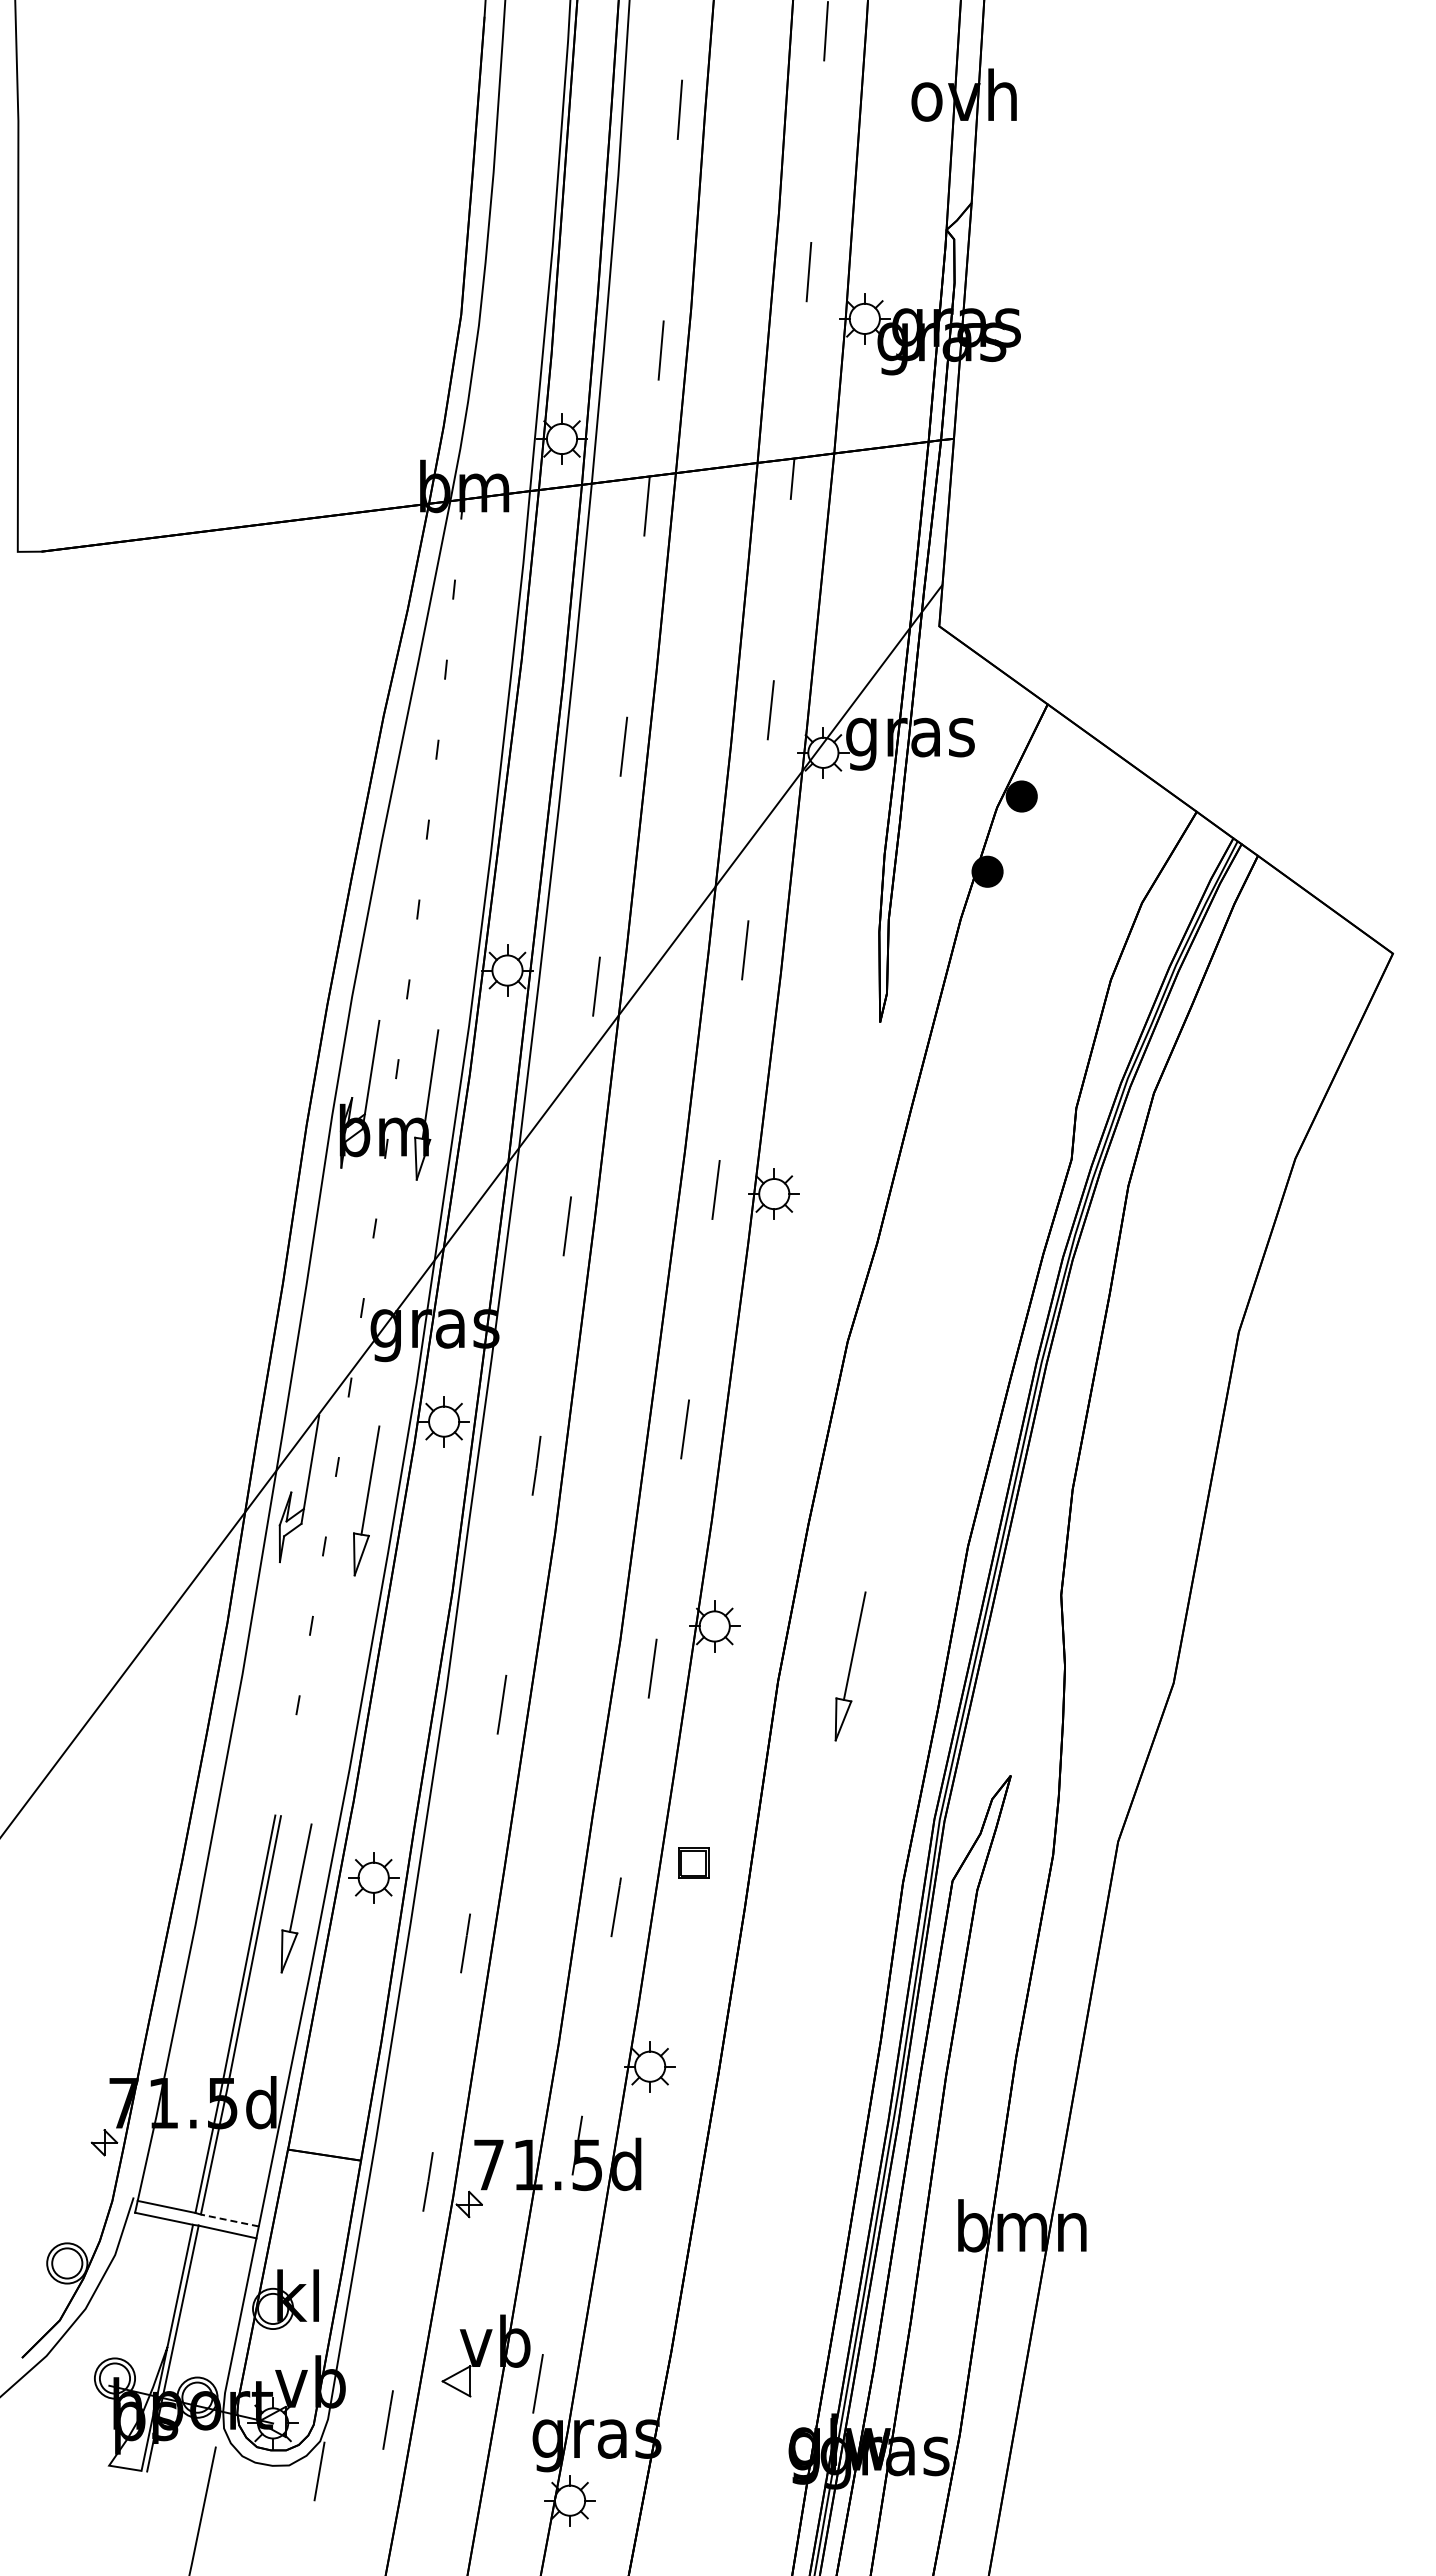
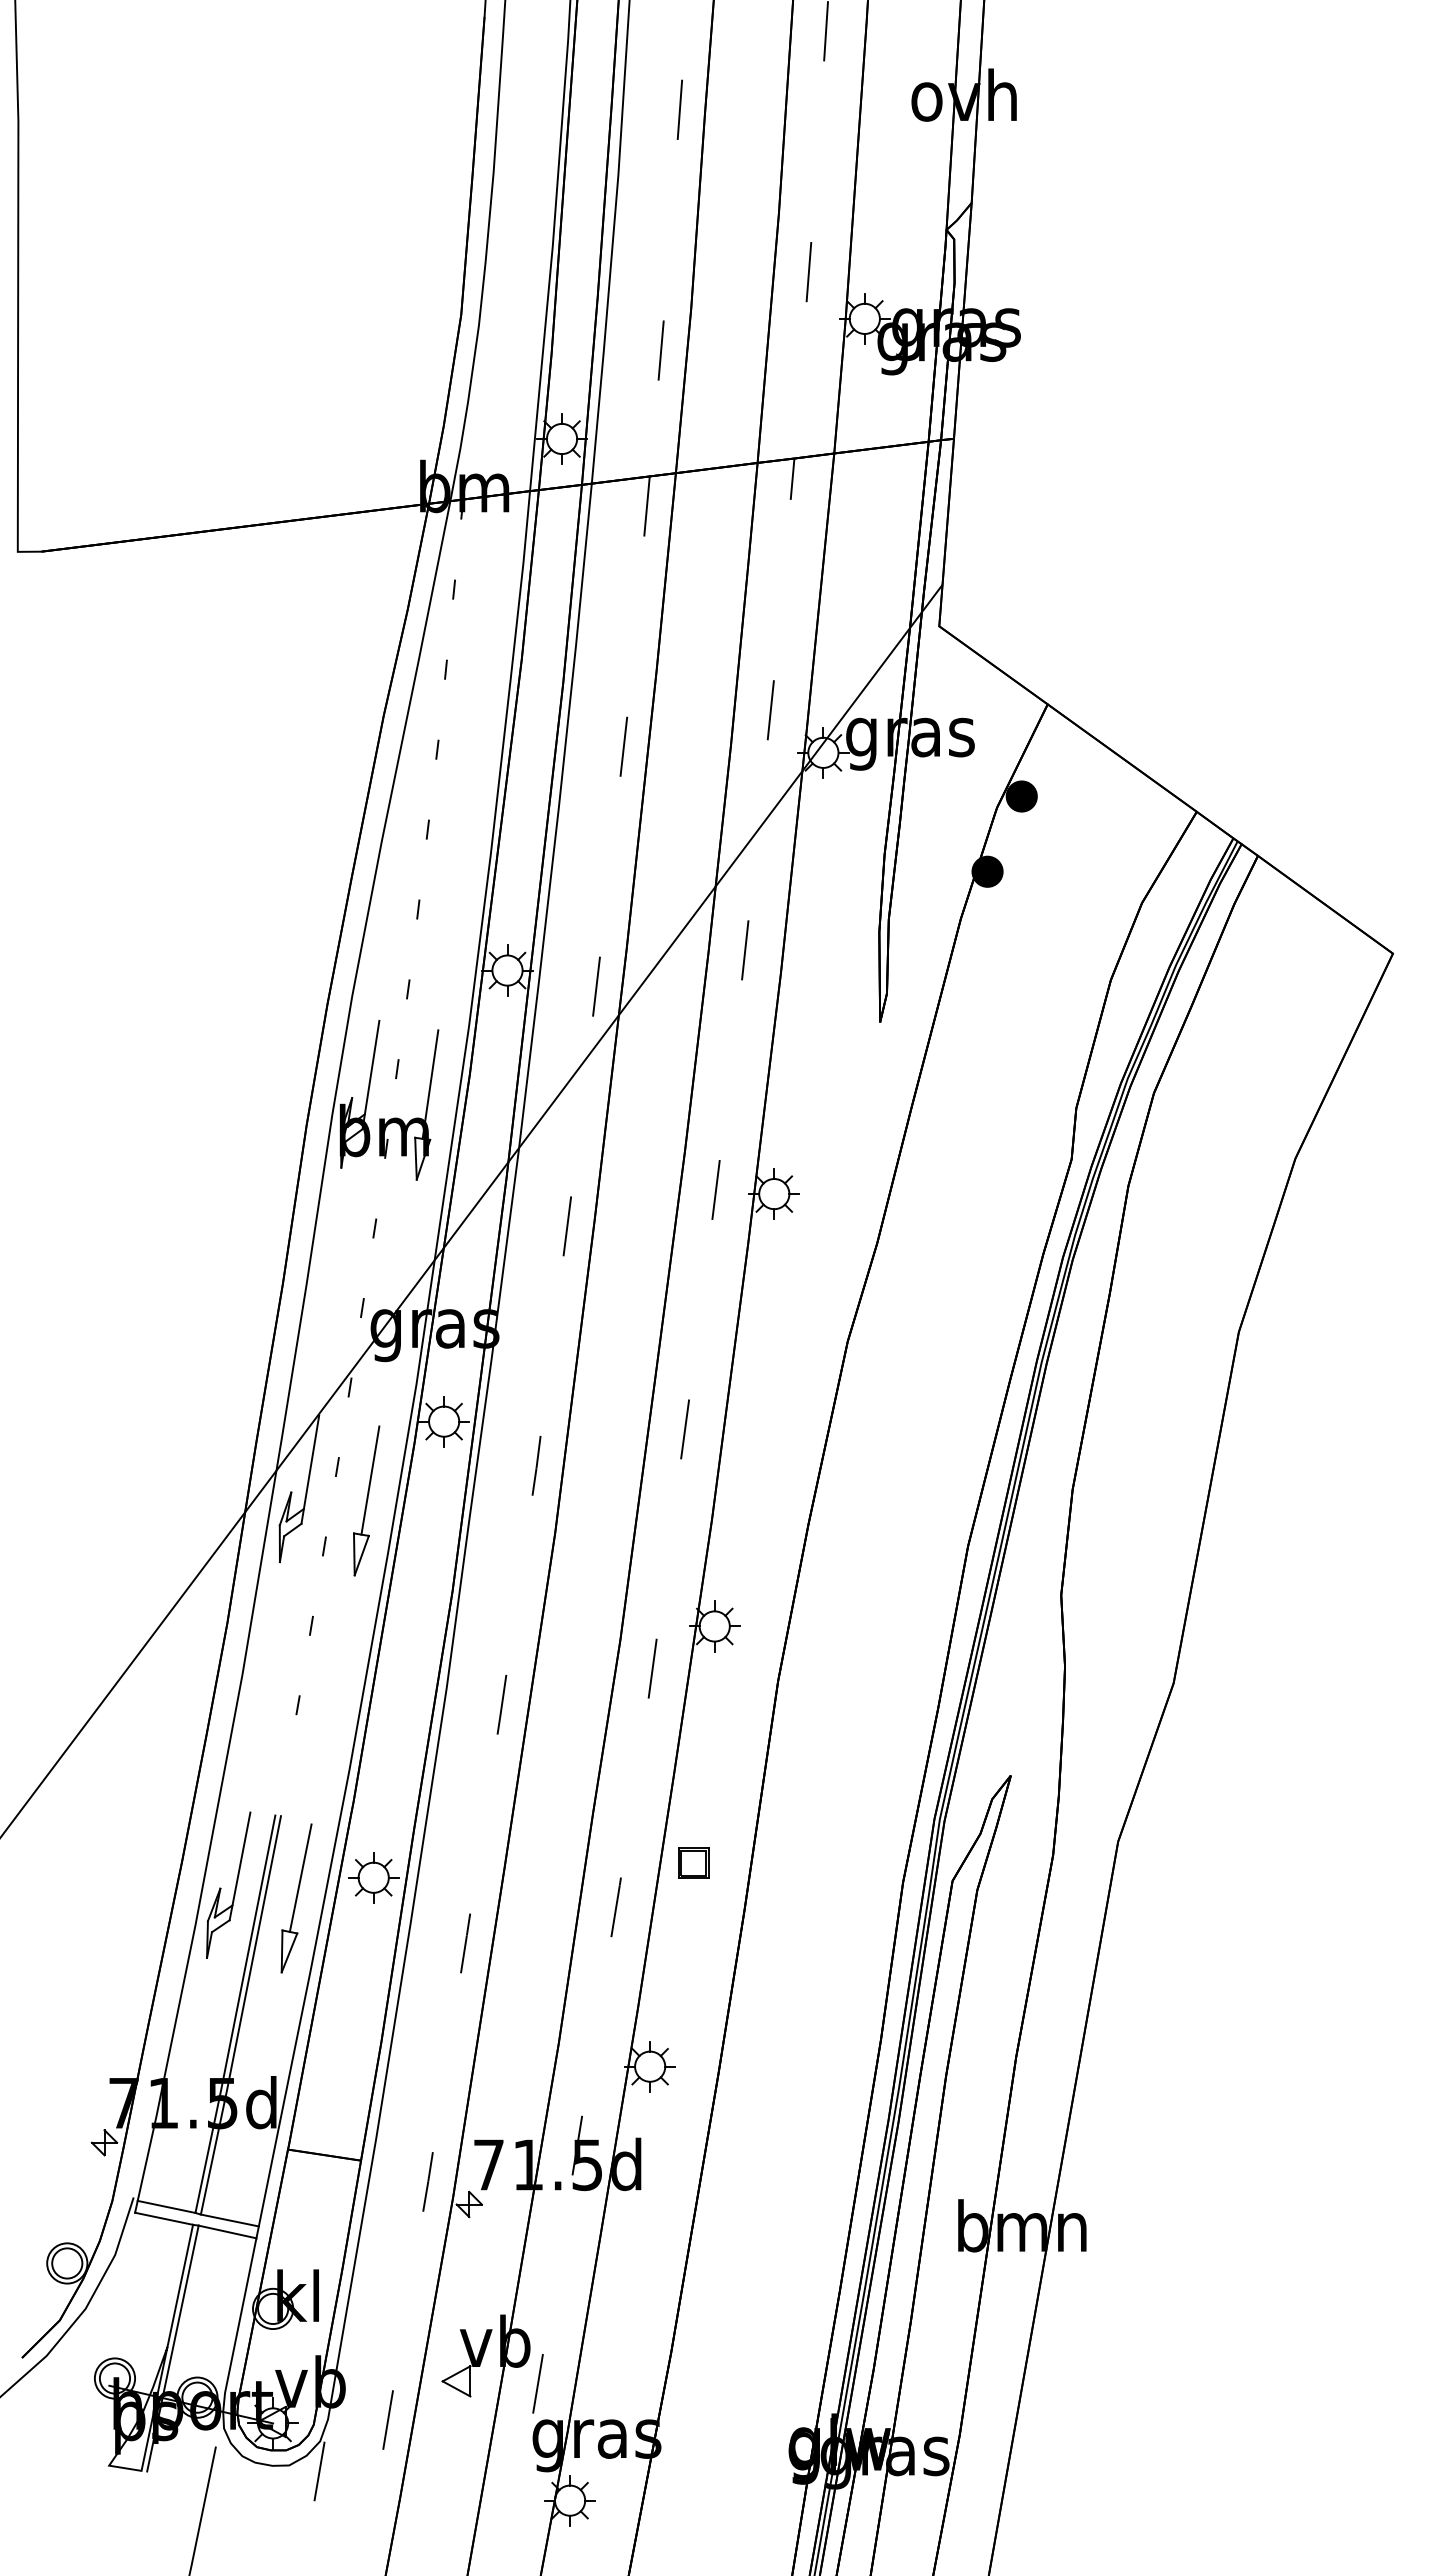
part: present -> none (850, 1666)
part: none -> present (235, 1884)
line: dashed -> solid (229, 2220)
